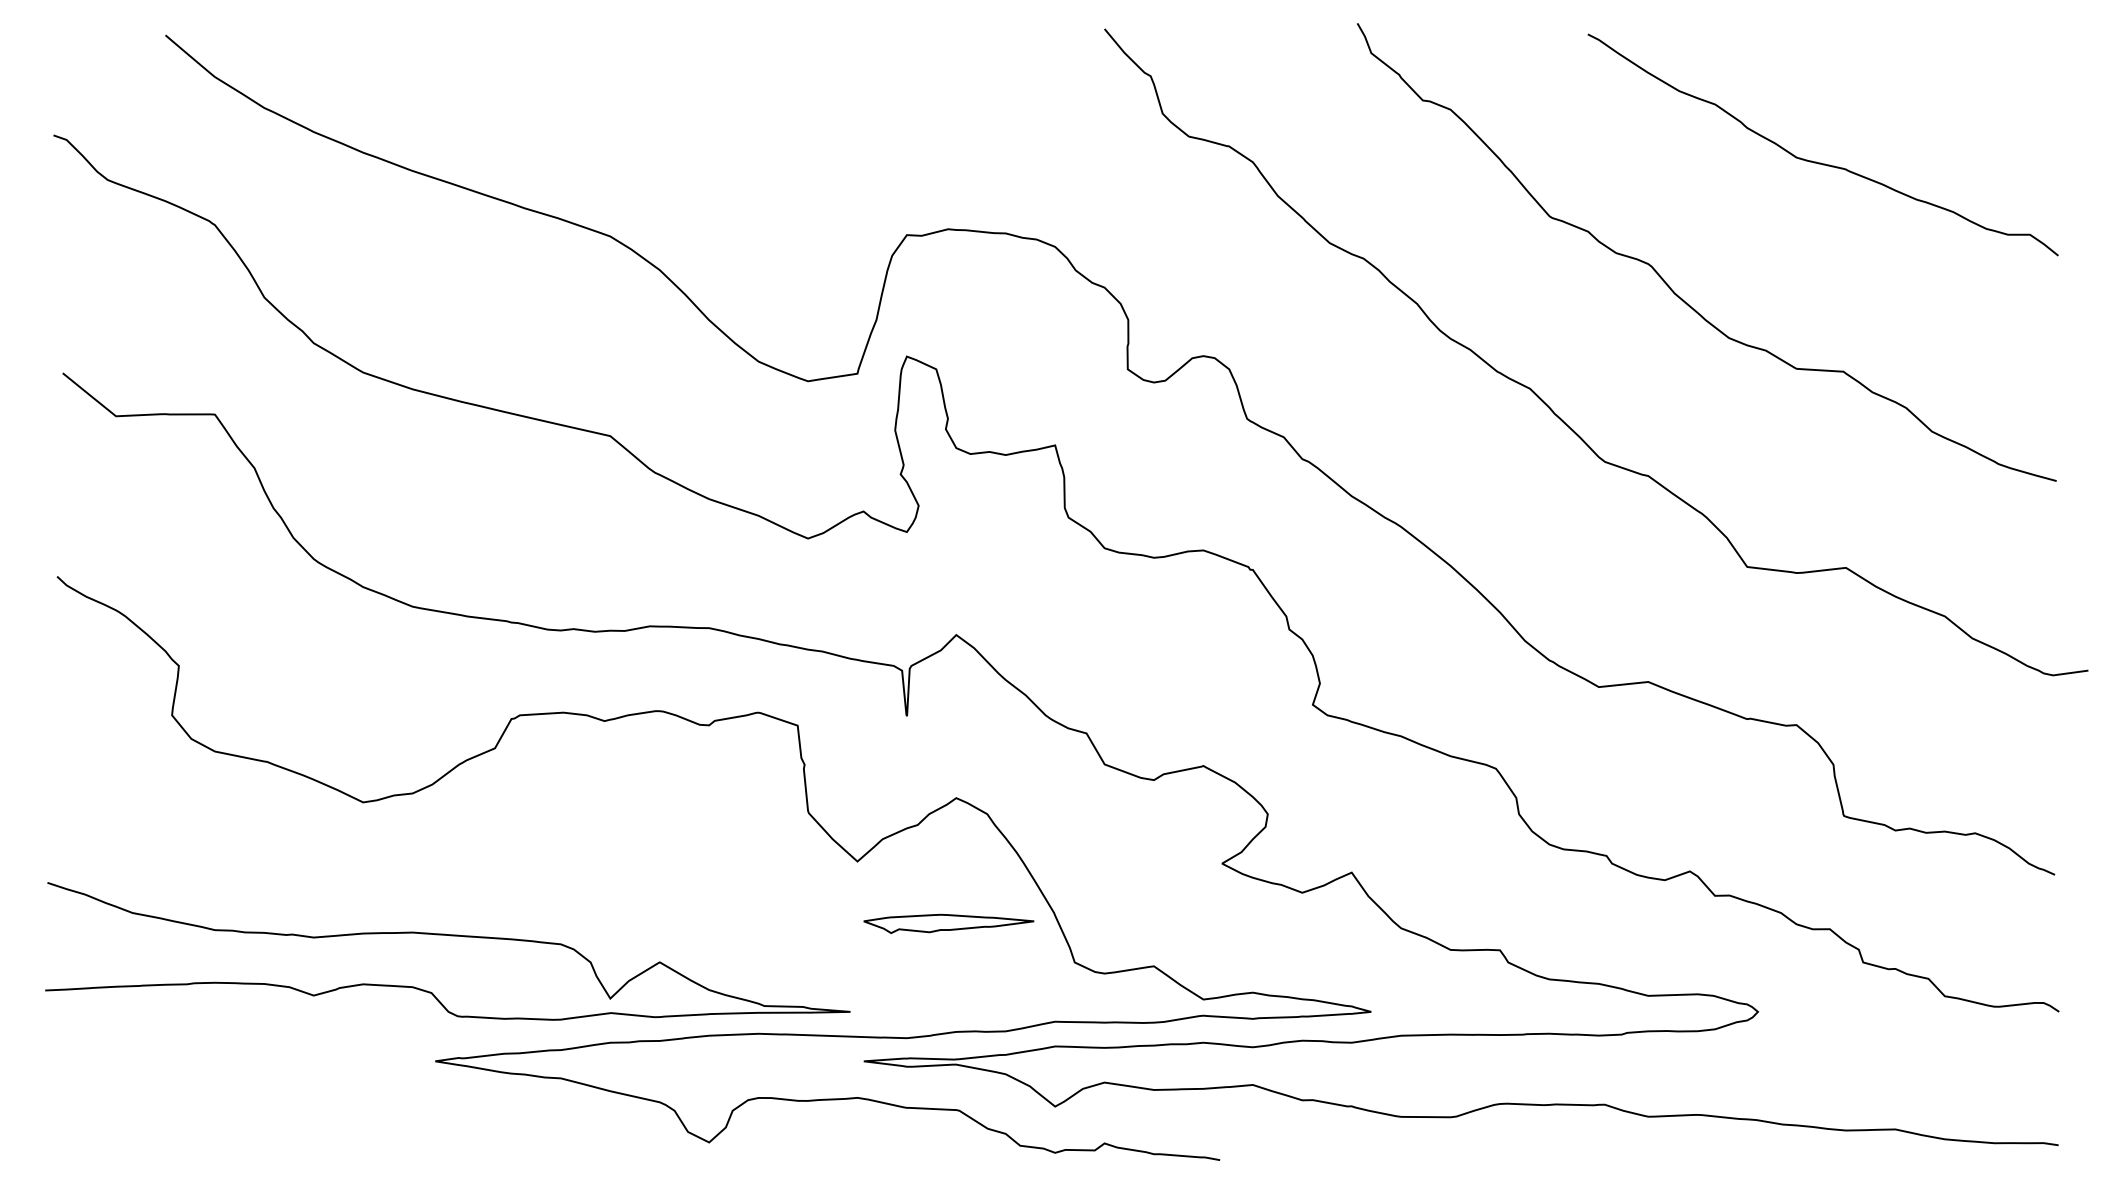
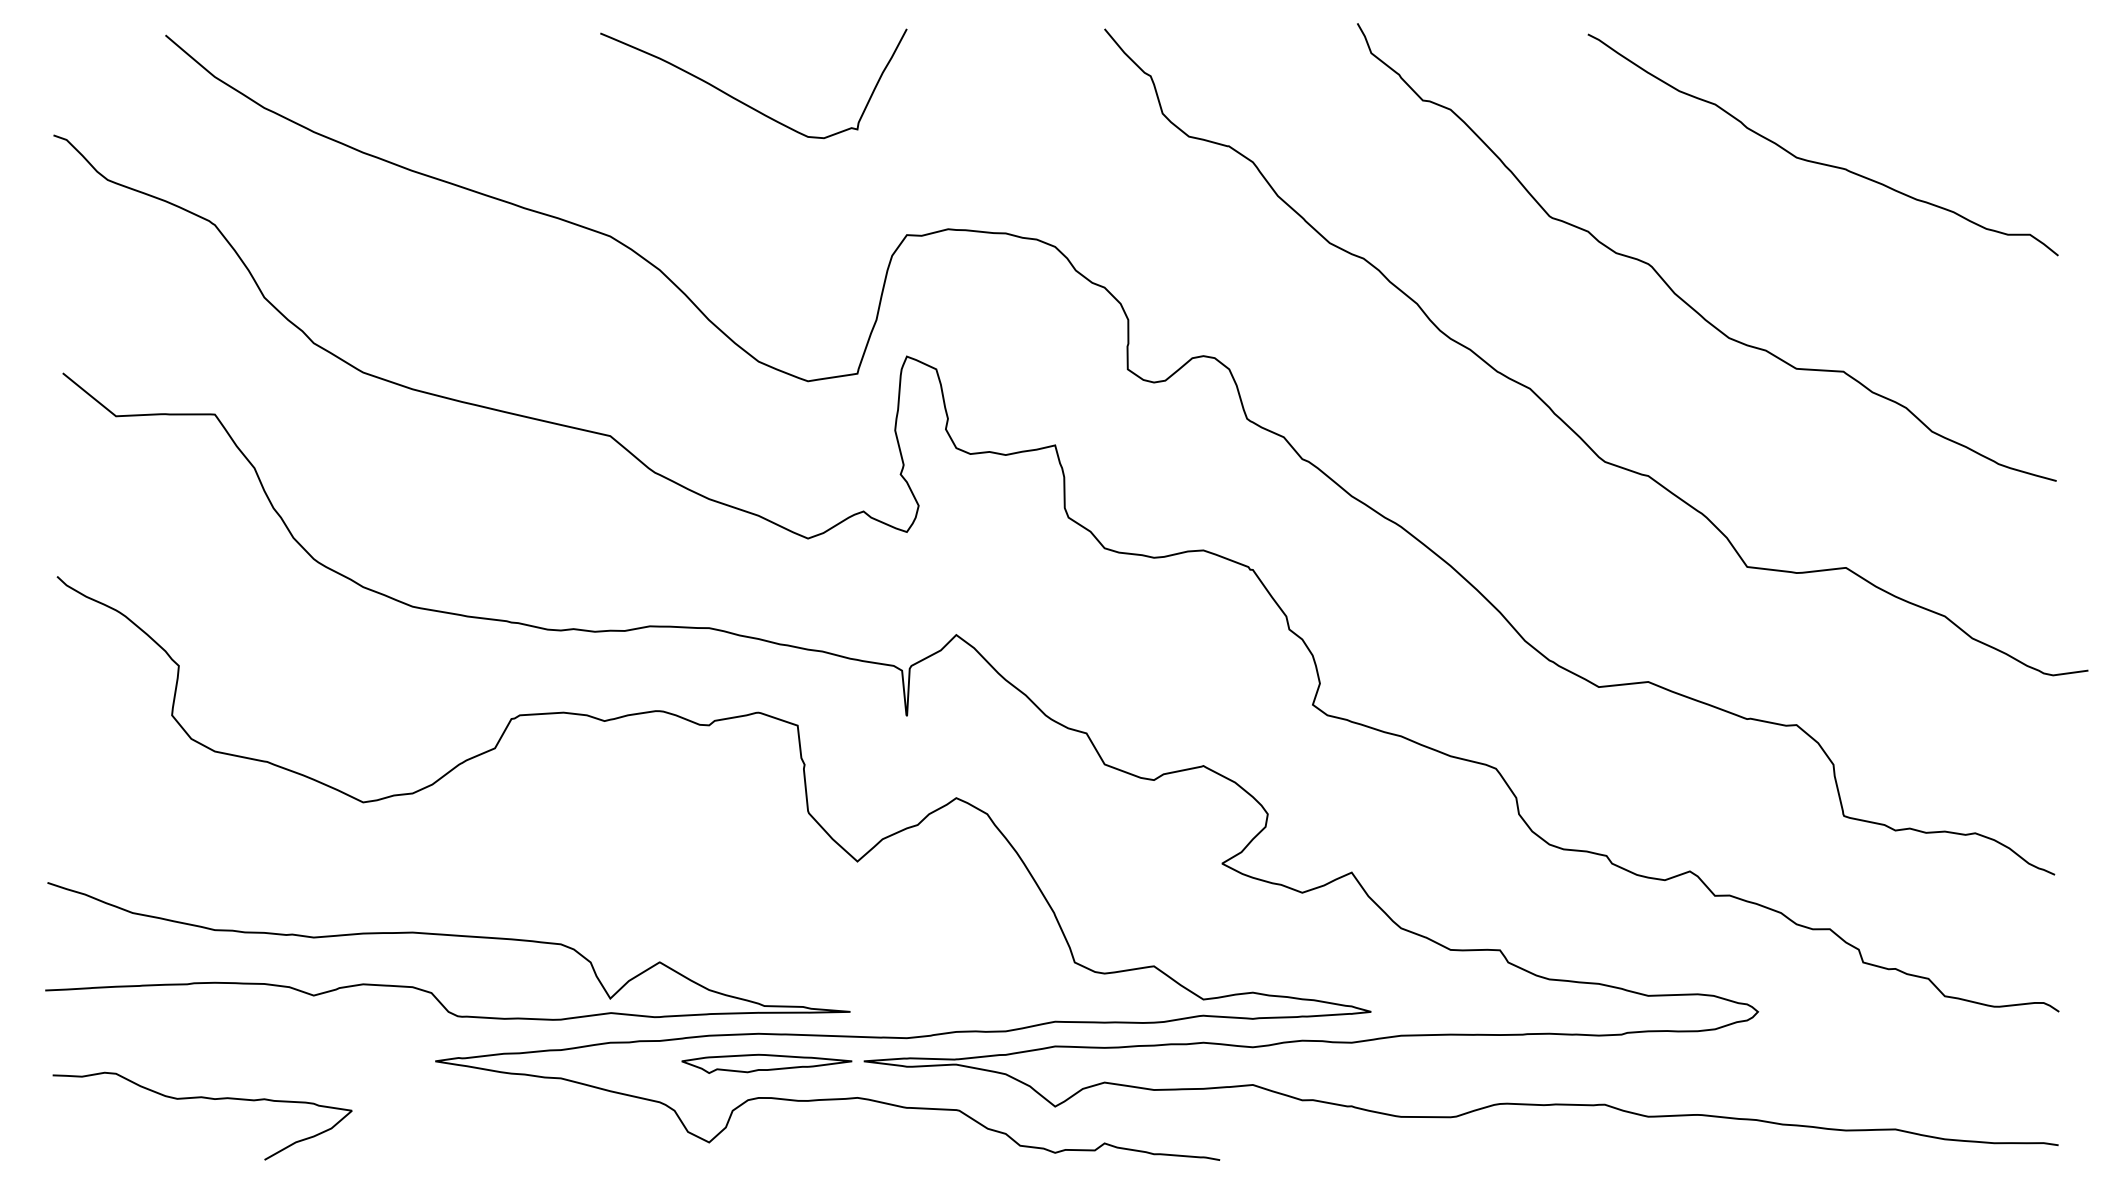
curve: none -> present (744, 102)
part position: (948, 923) -> (766, 1063) (766, 1063)
curve: none -> present (202, 1098)
